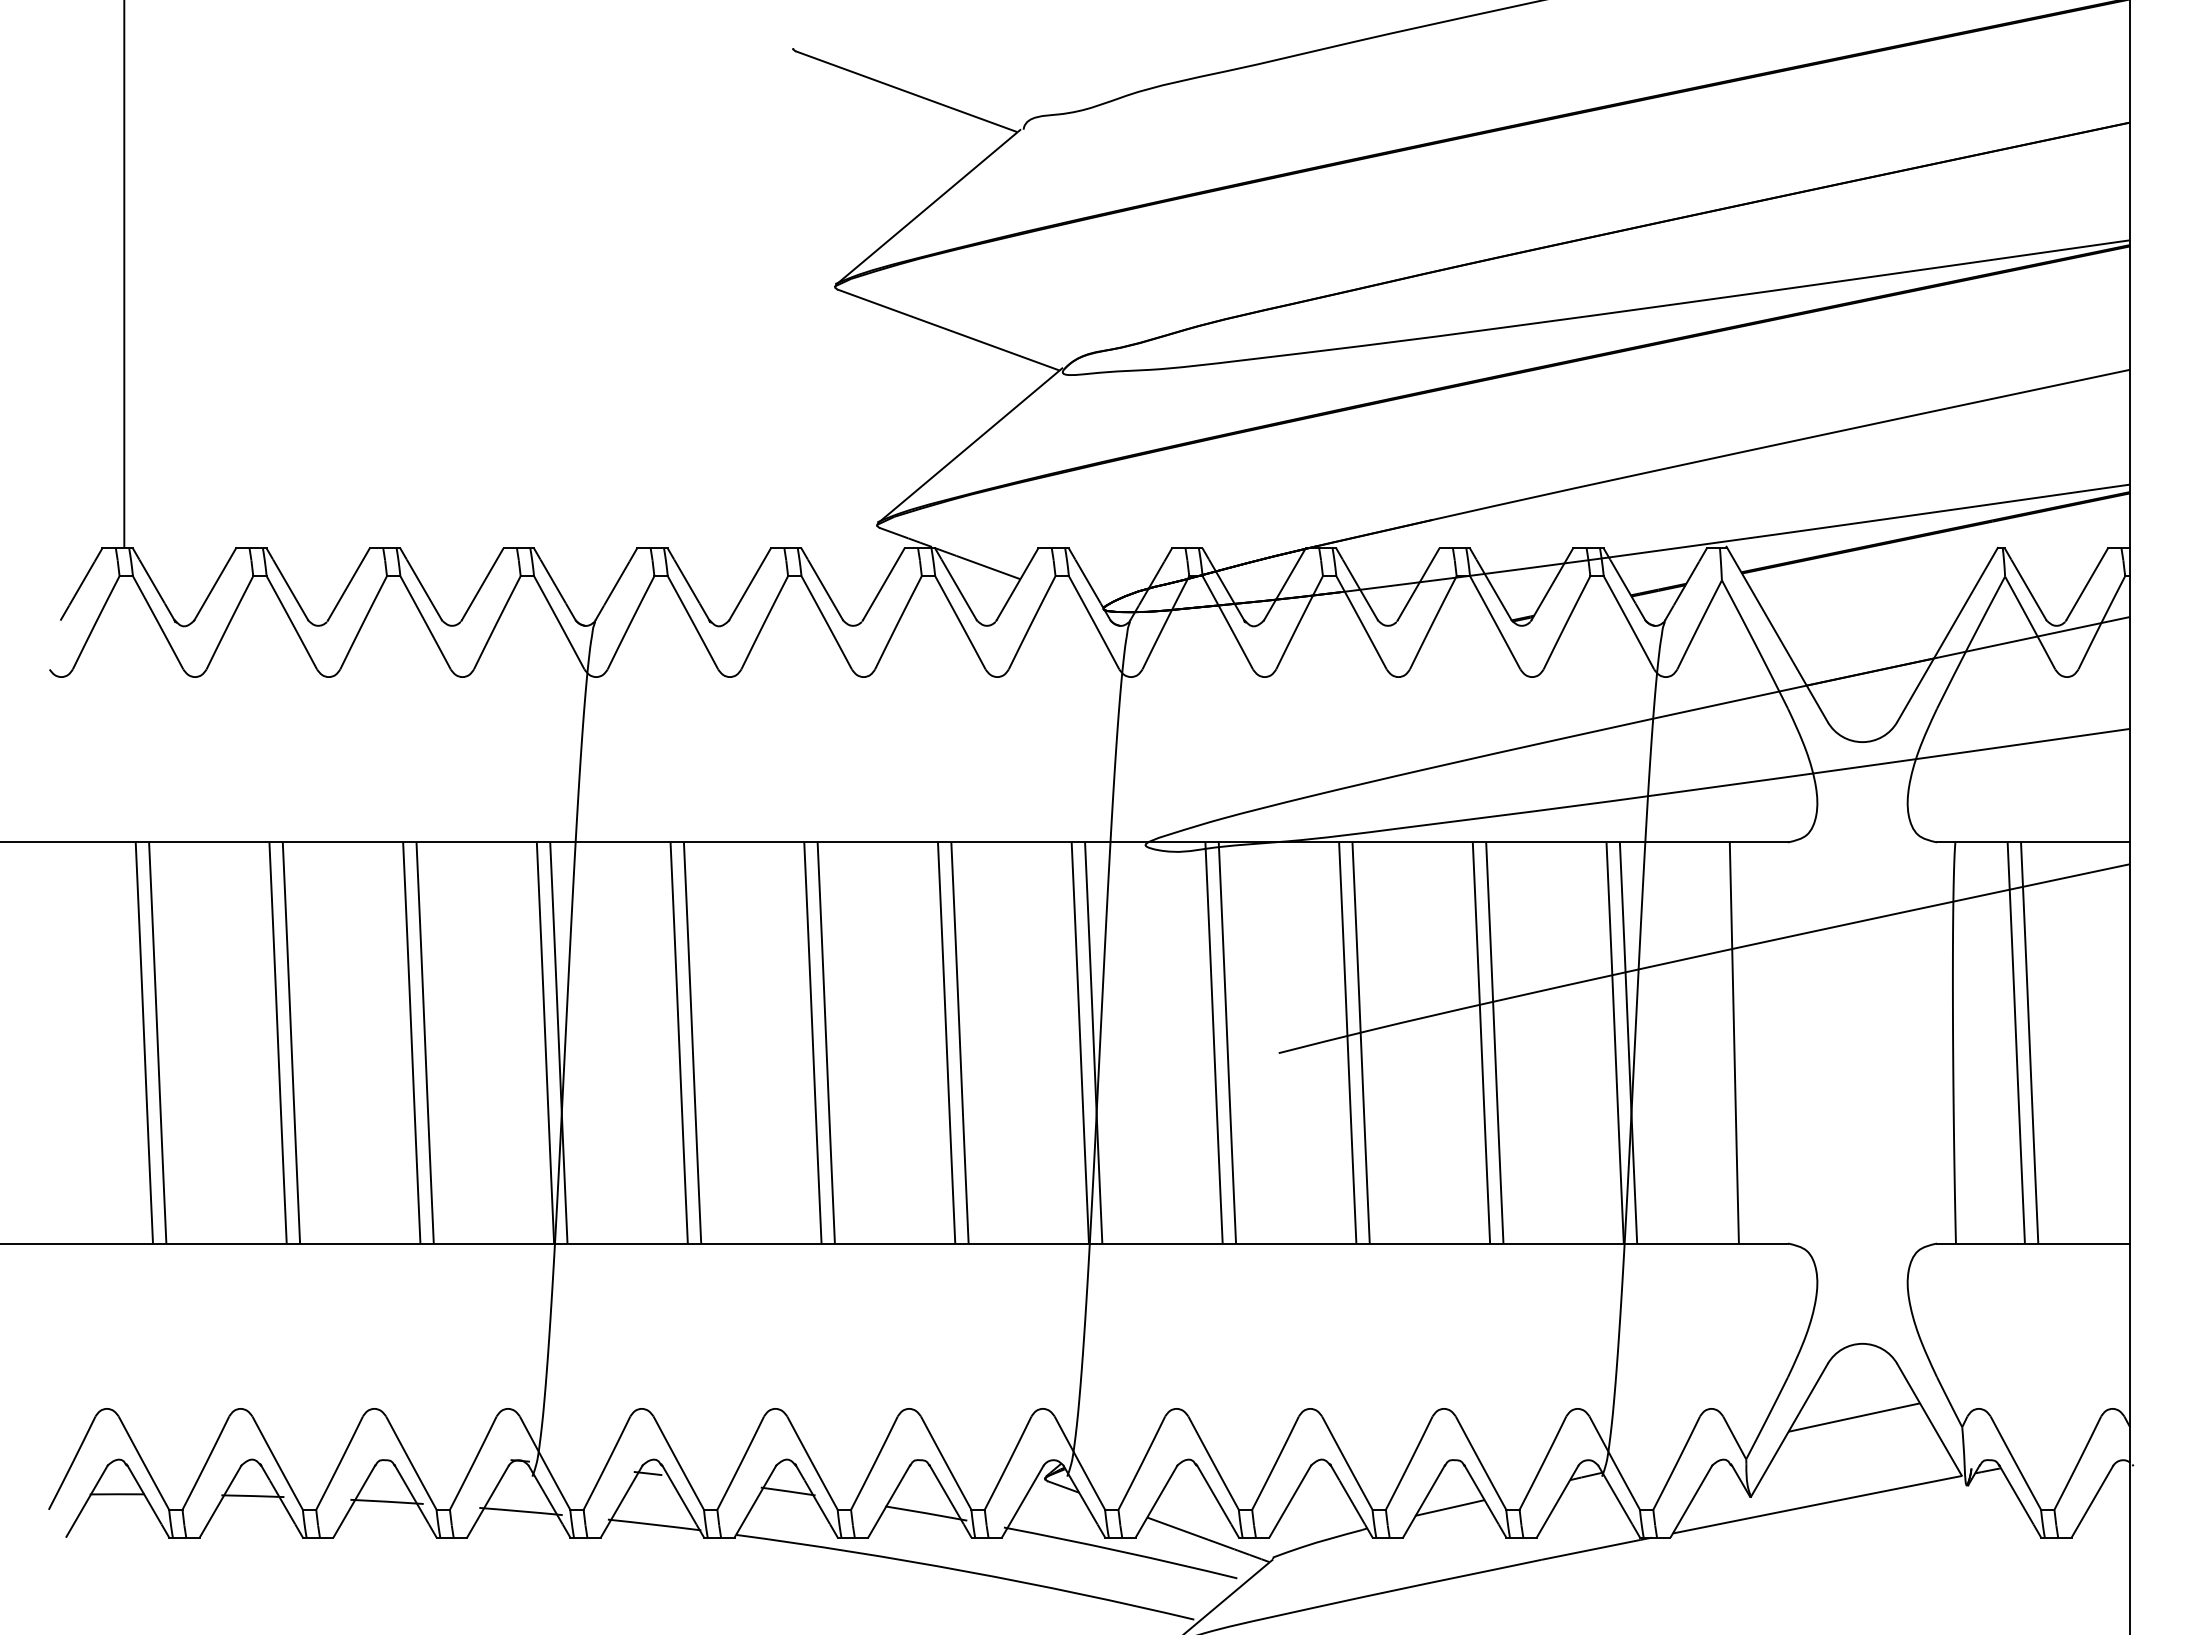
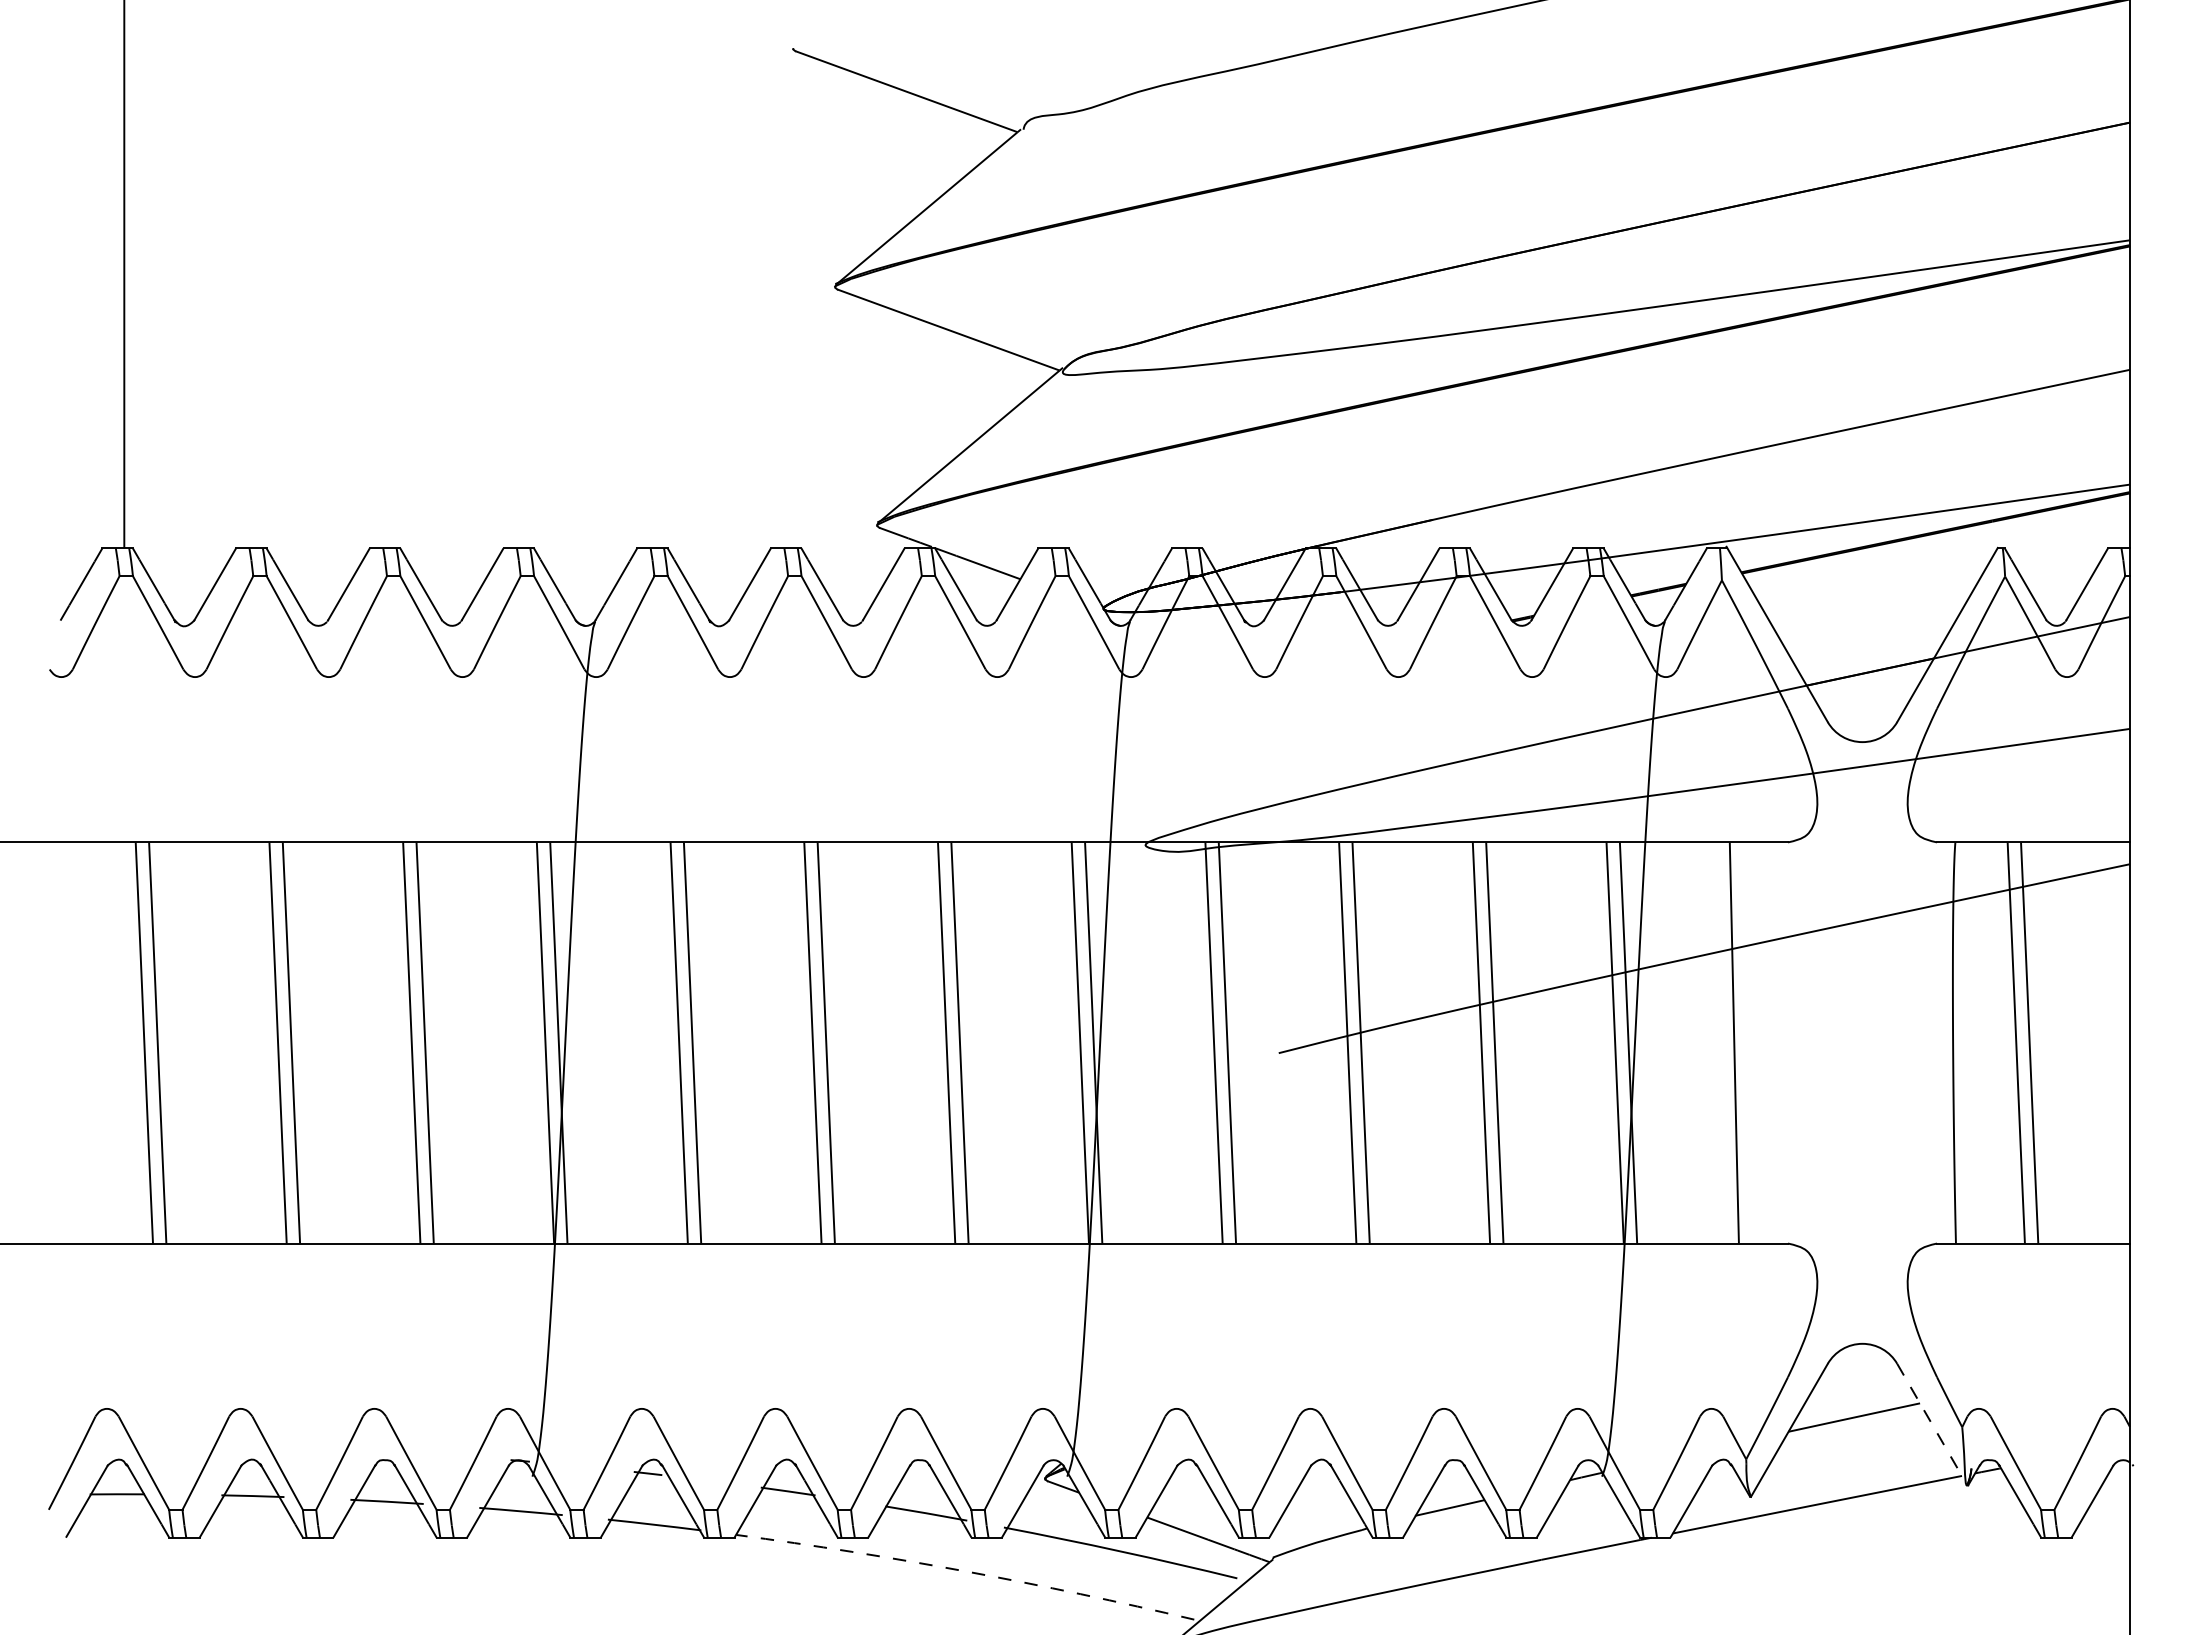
line: solid -> dashed (1929, 1419)
arc: solid -> dashed (966, 1571)
